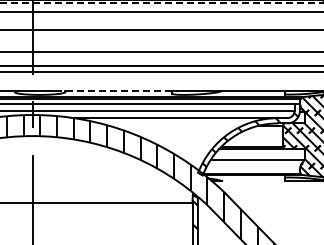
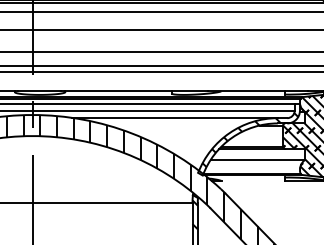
line: dashed -> solid (162, 2)
line: dashed -> solid (116, 91)
